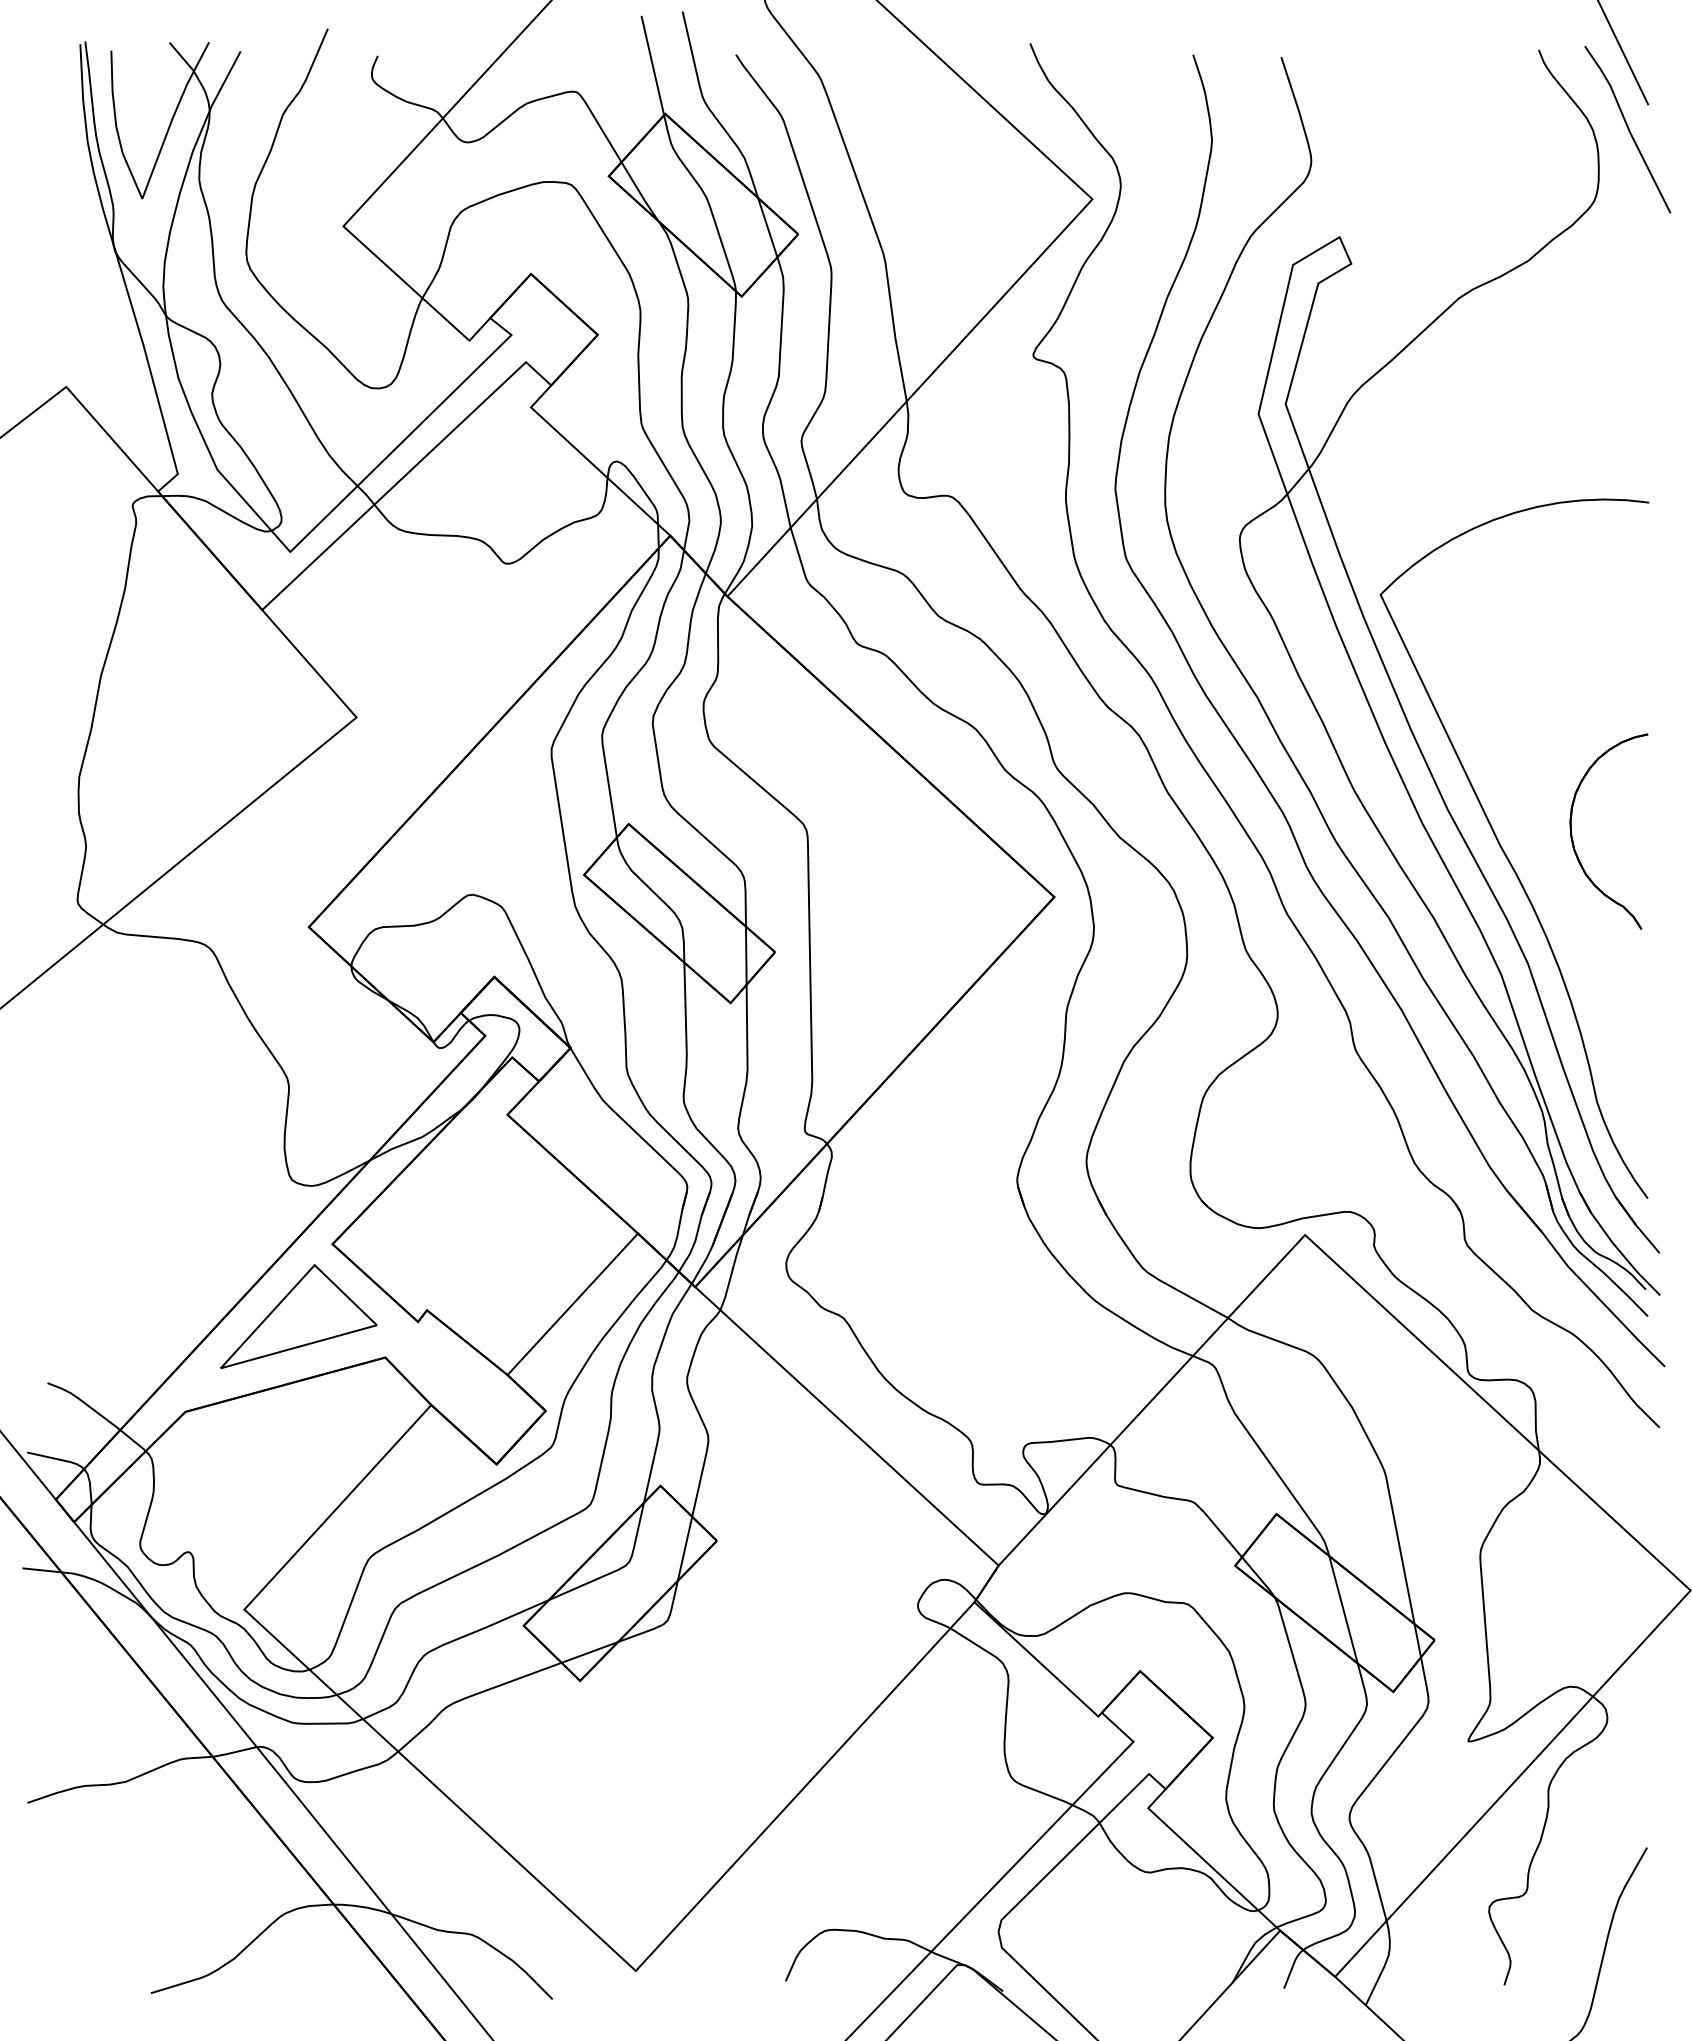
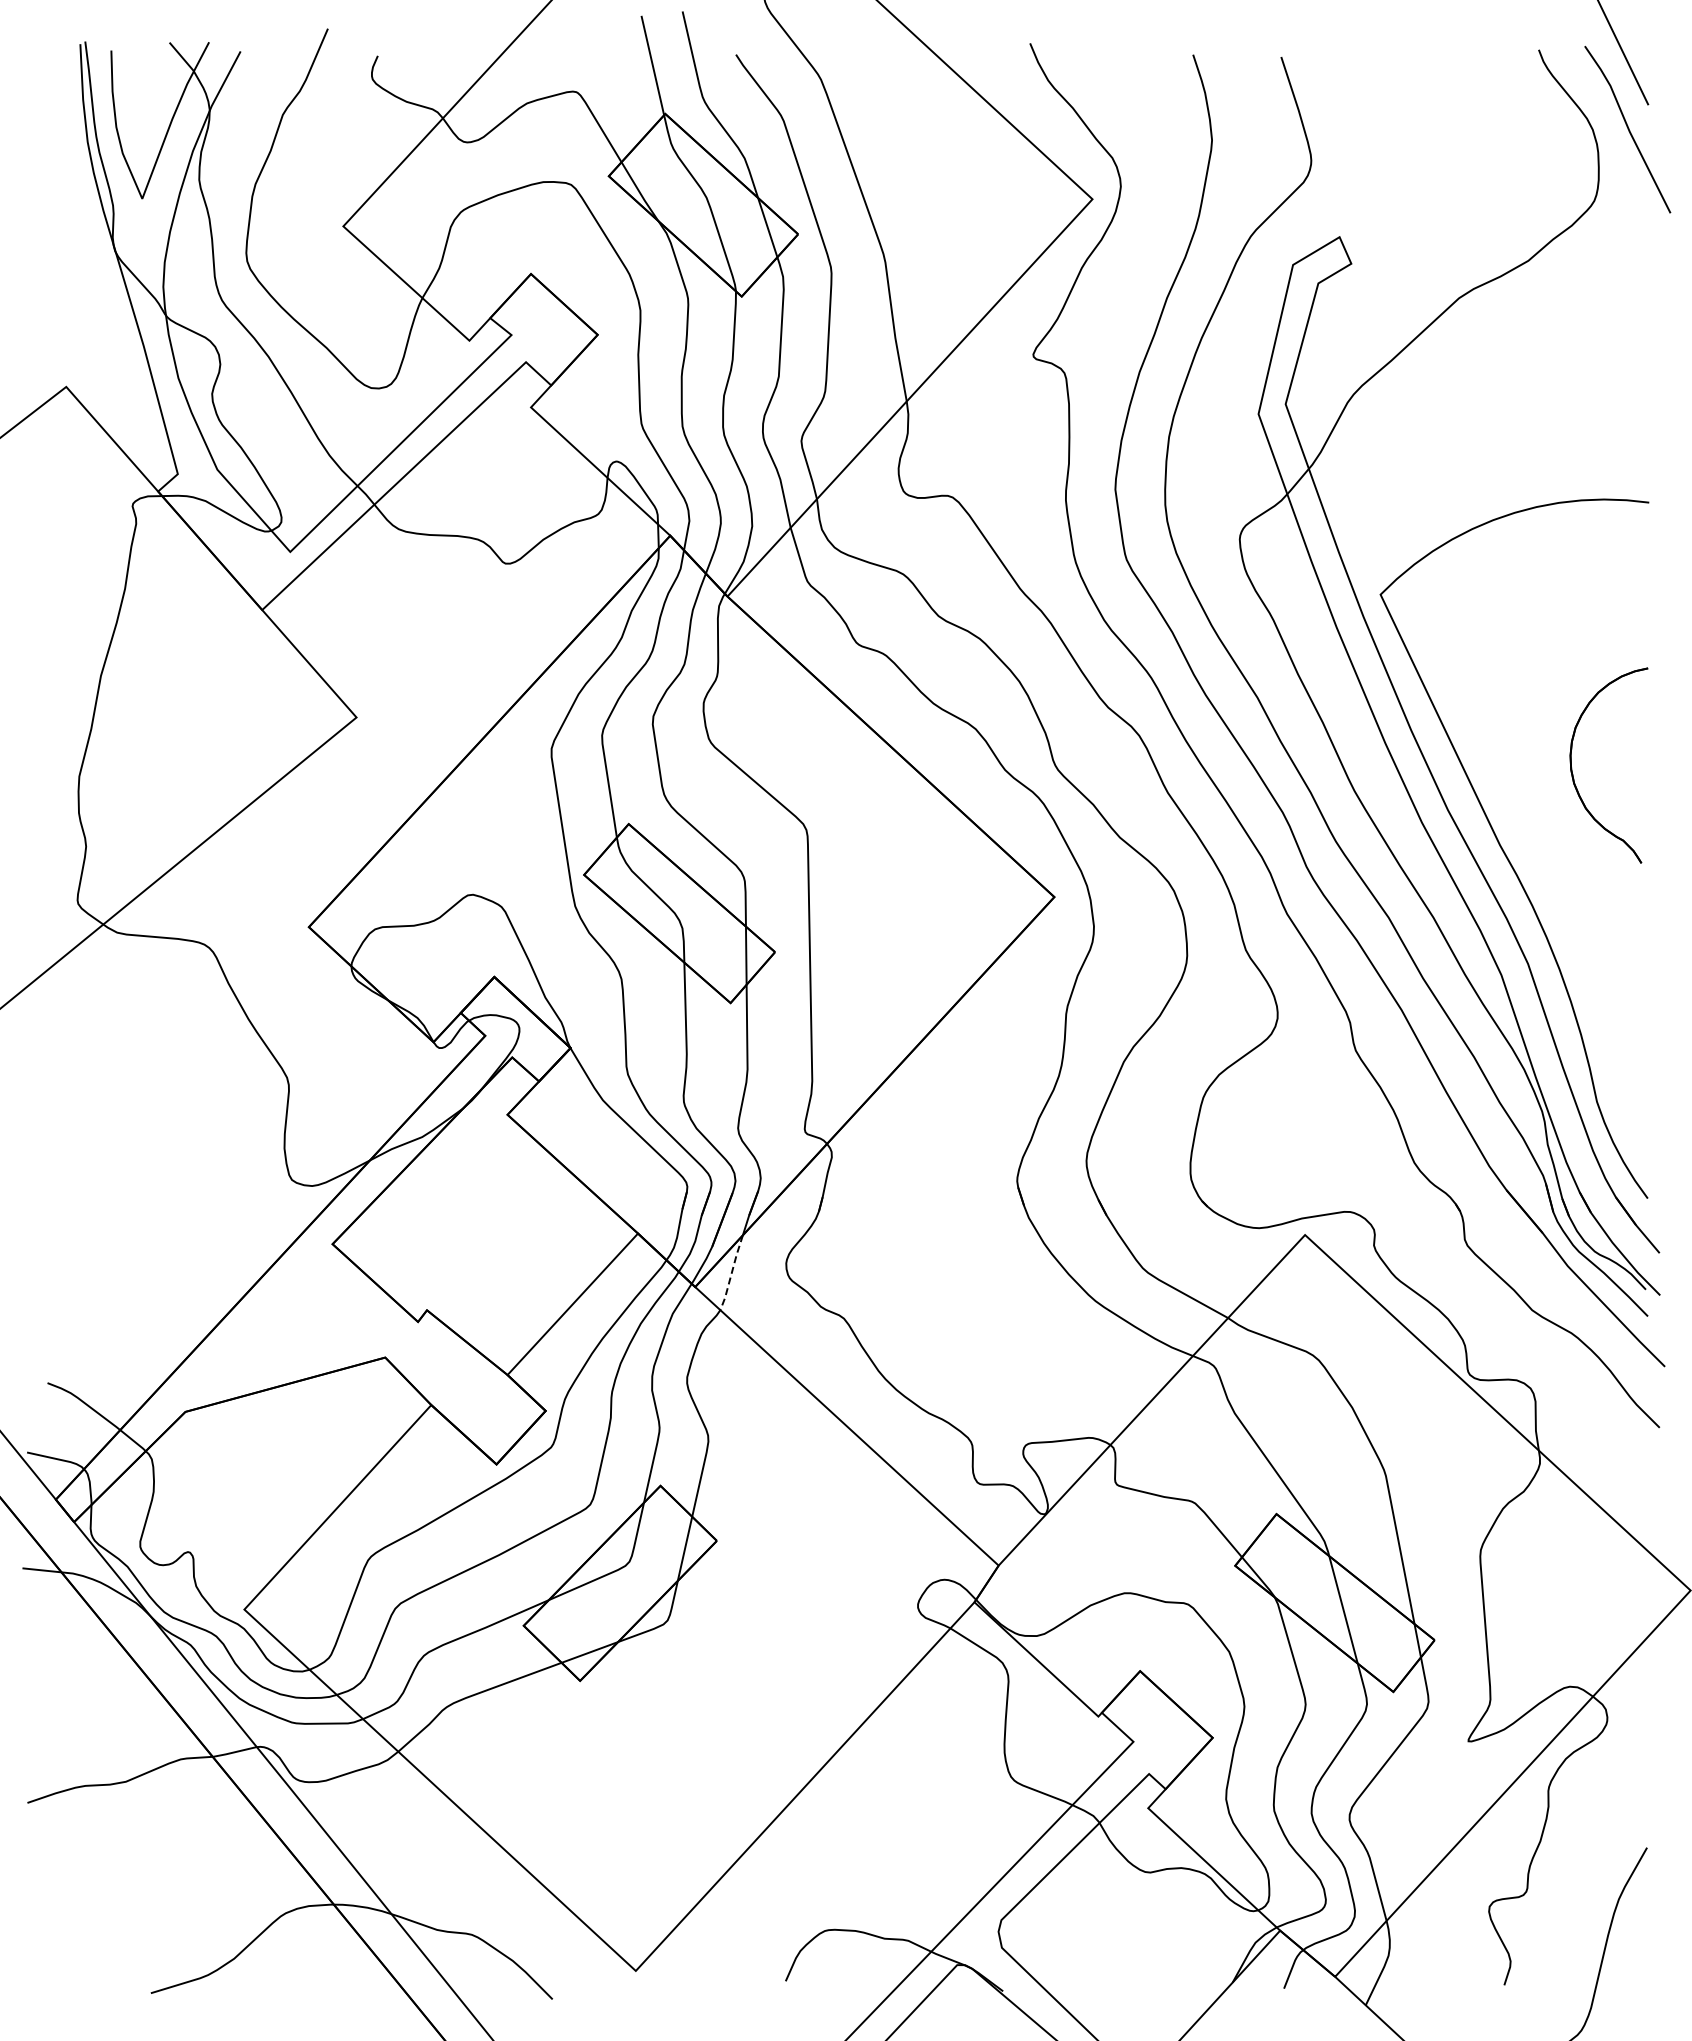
part position: (1572, 833) -> (1572, 767) (1572, 767)
line: solid -> dashed (731, 1273)
part: present -> none (298, 1316)
